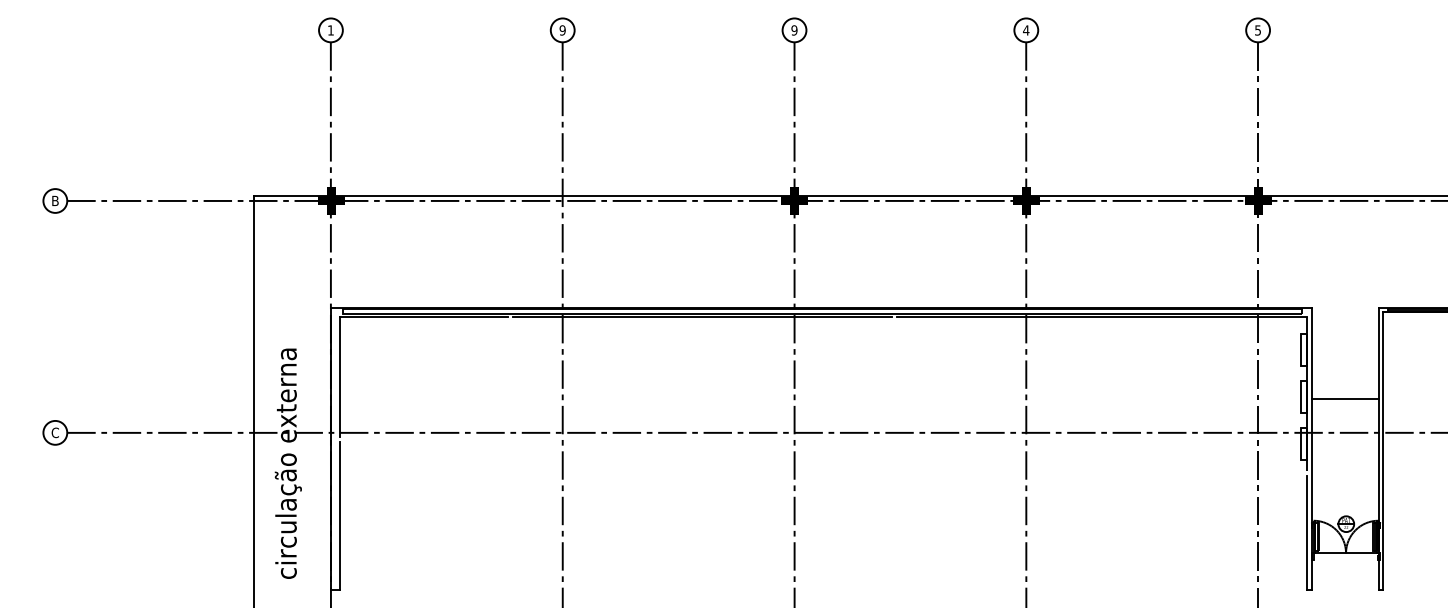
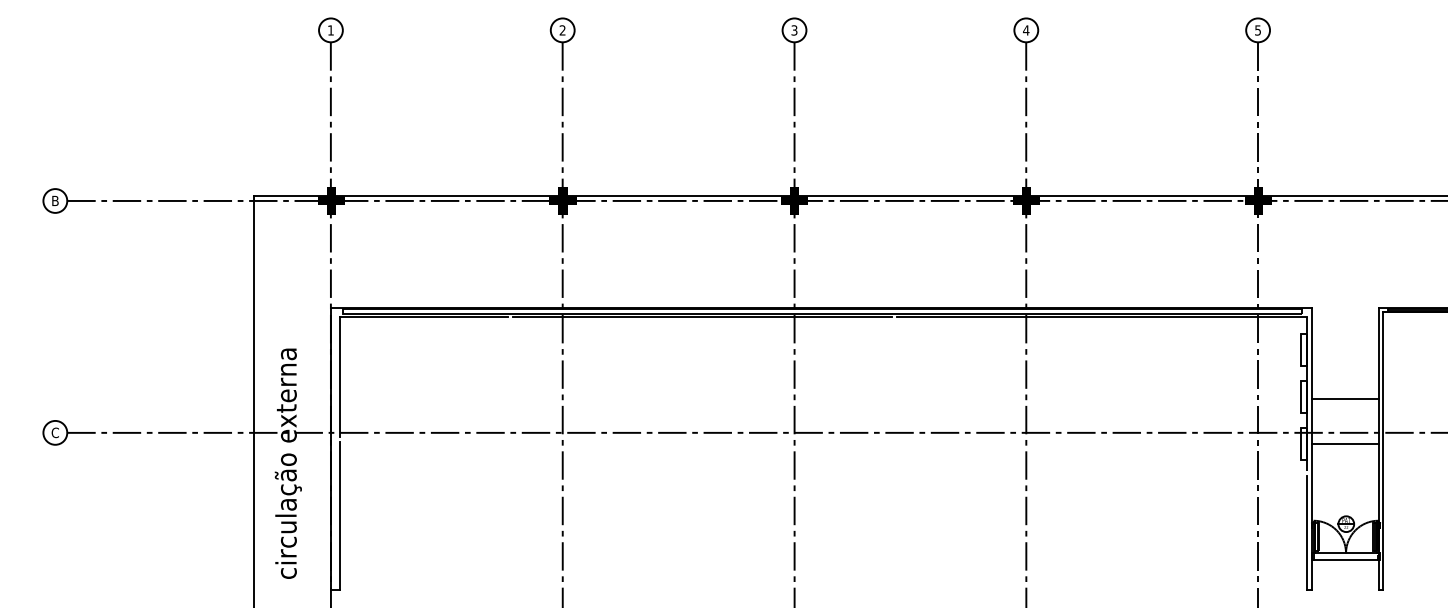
text: 9 -> 2 (562, 30)
text: 9 -> 3 (794, 30)
fill: none -> present (562, 200)
line: none -> present (1344, 444)
line: none -> present (1345, 560)
